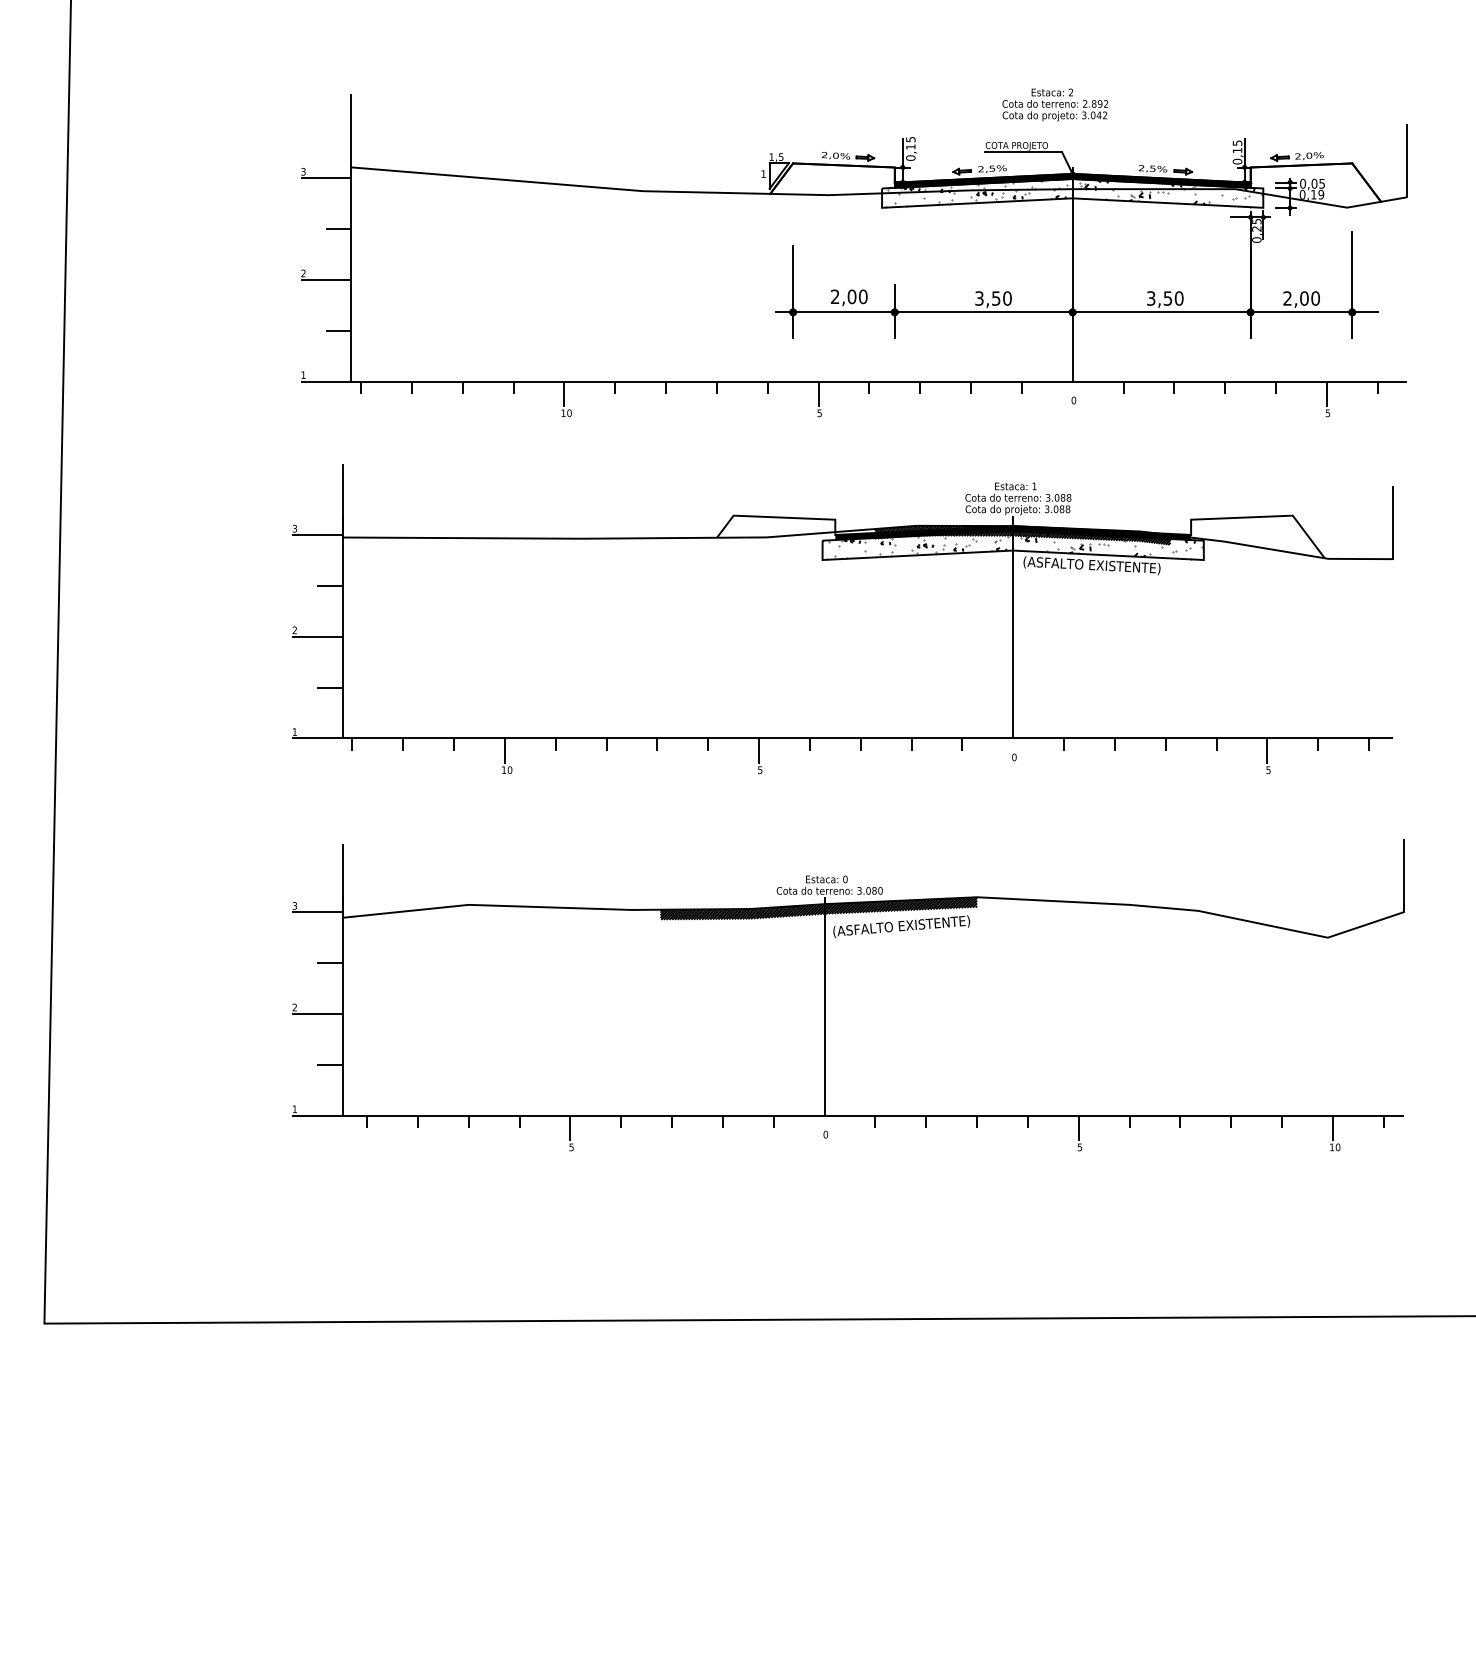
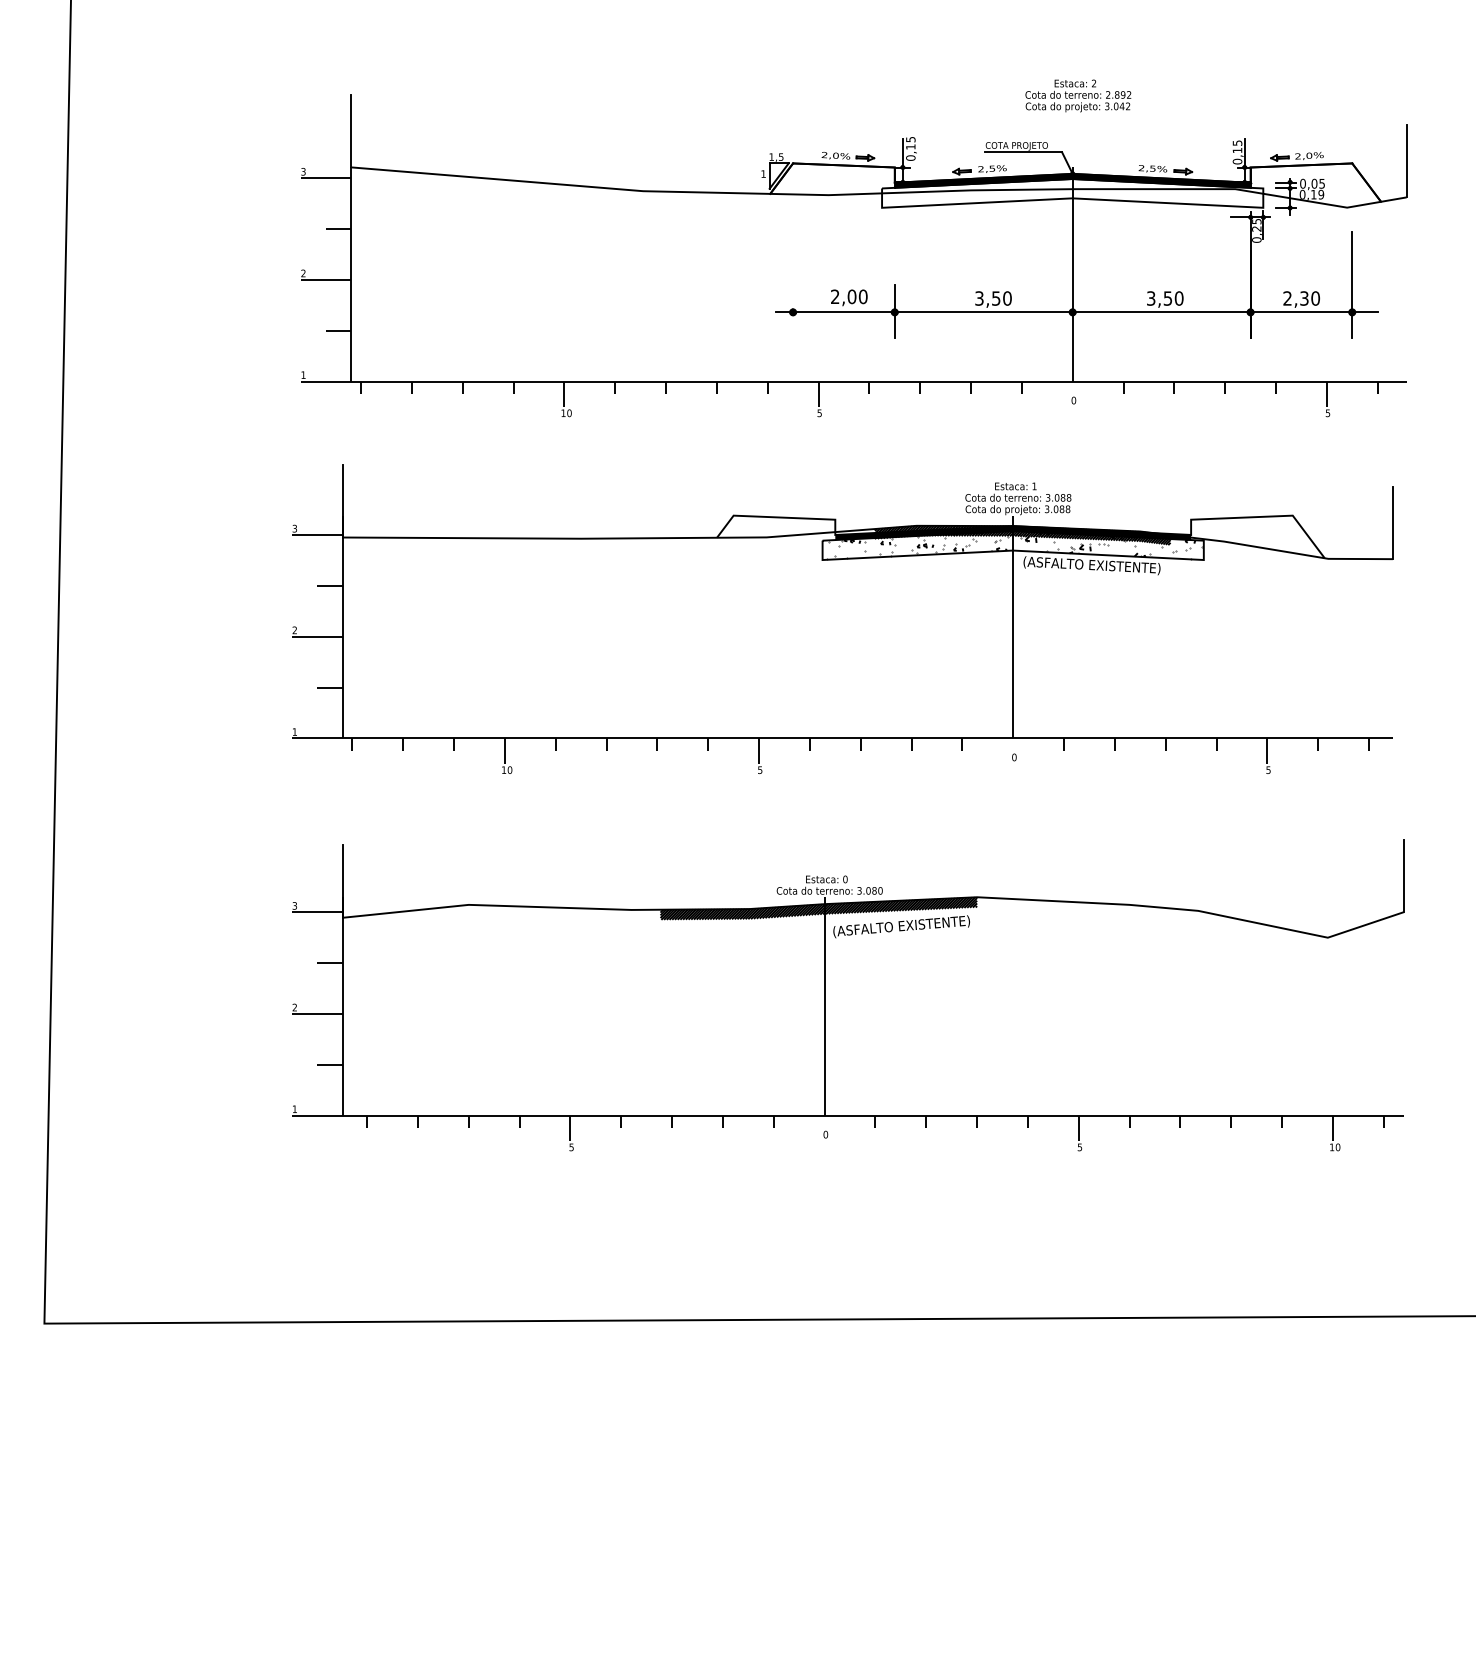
text position: (1055, 104) -> (1078, 95) (1078, 95)
hatch: present -> none (1073, 193)
line: present -> none (793, 291)
text: 2,00 -> 2,30 (1304, 298)
